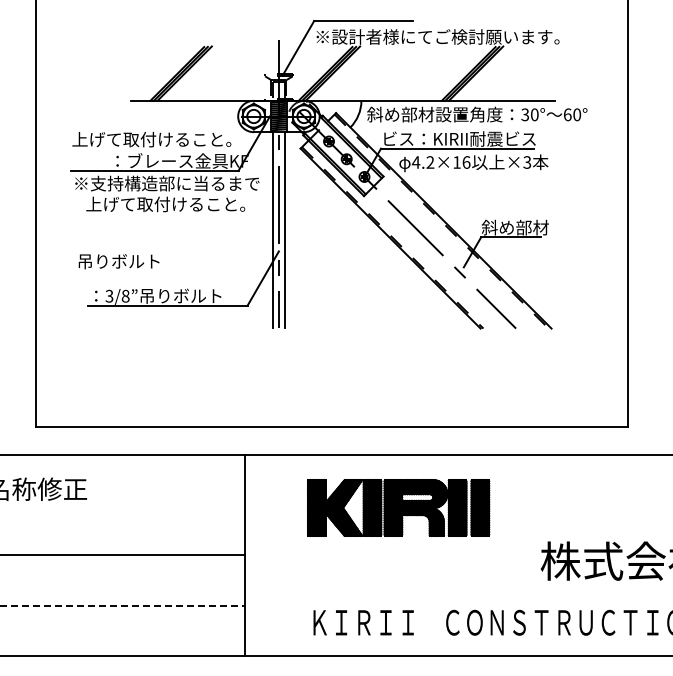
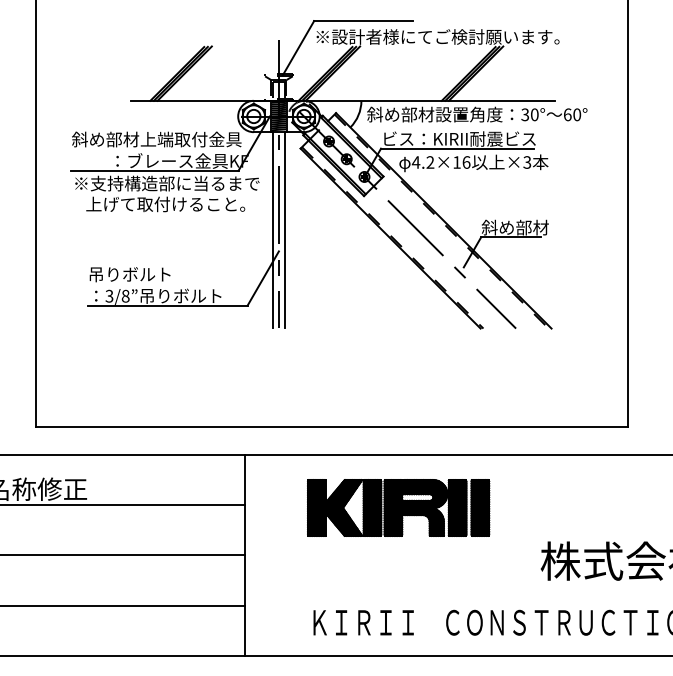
text: 上げて取付けること。 -> 斜め部材上端取付金具 (156, 139)
text position: (118, 261) -> (129, 274) (129, 274)
line: none -> present (123, 505)
line: dashed -> solid (123, 605)
